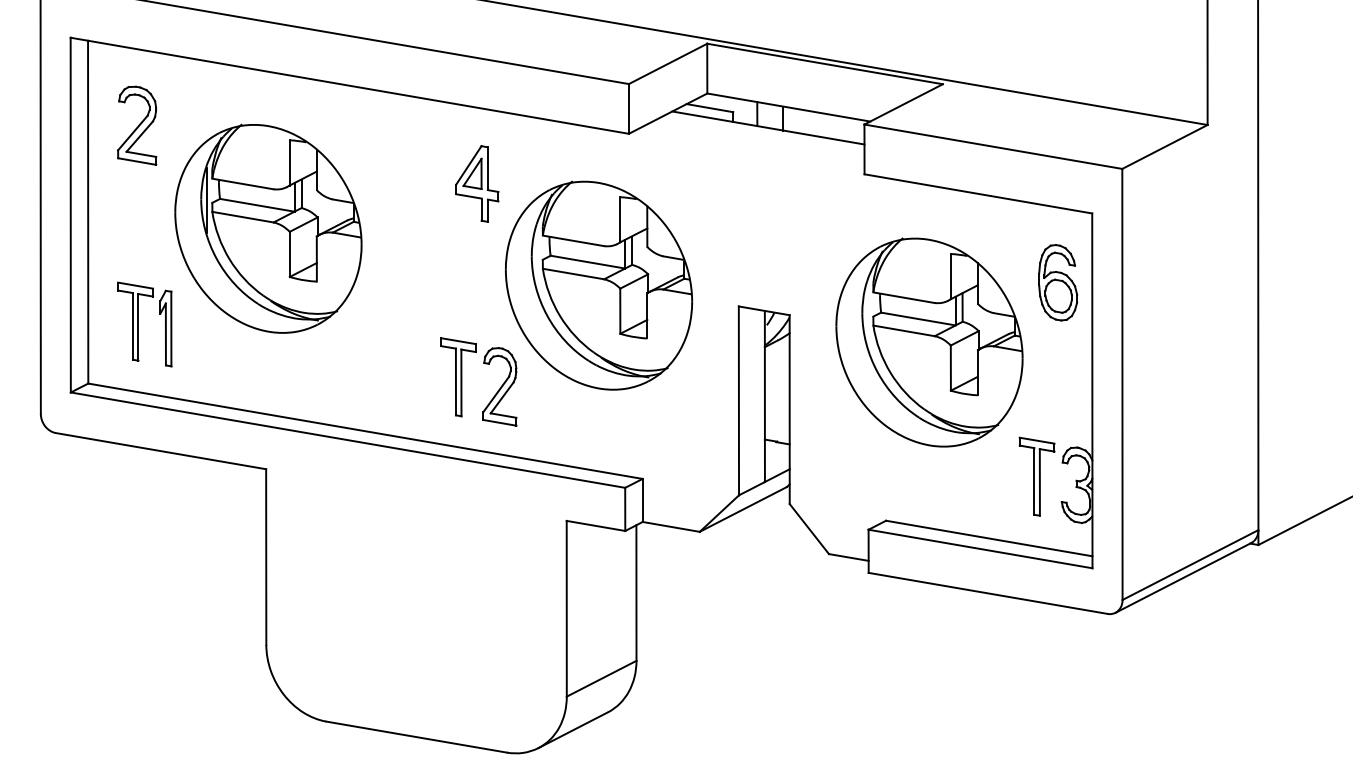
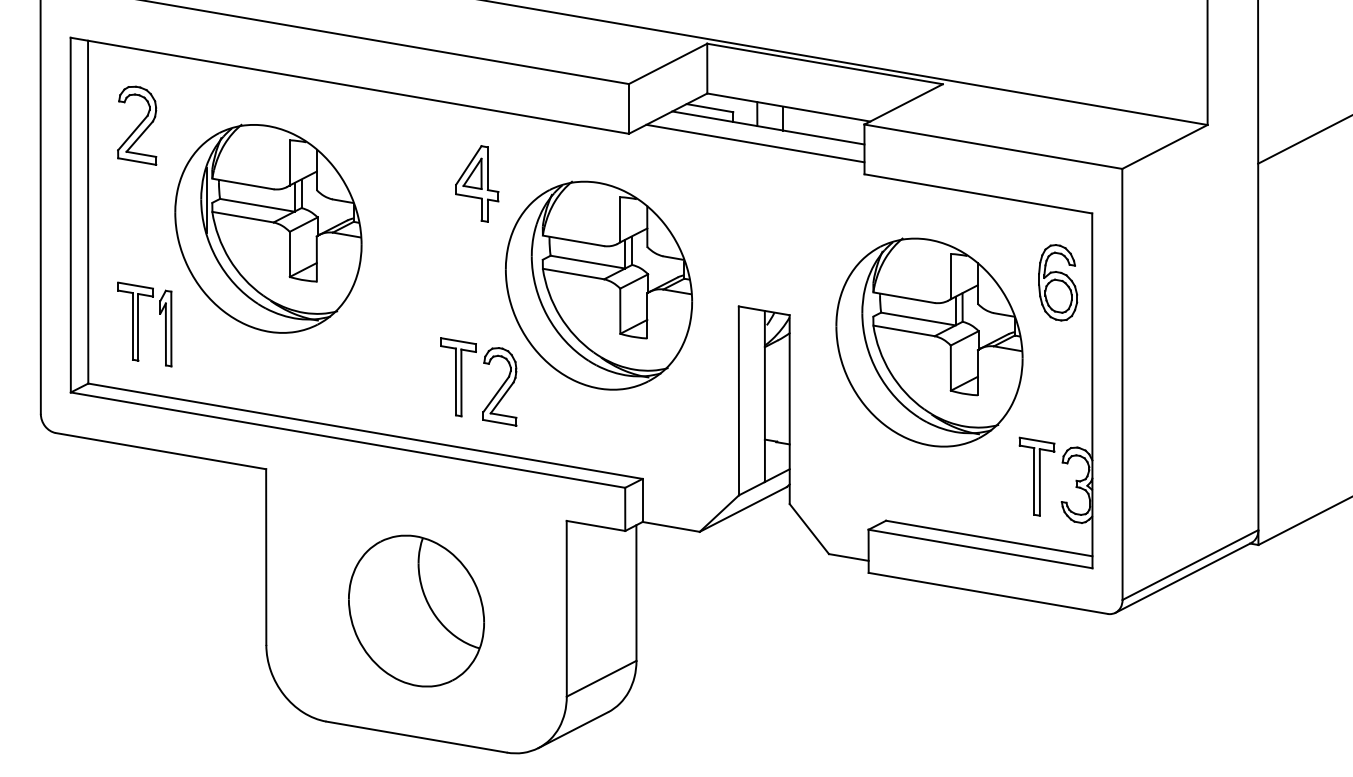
line: none -> present (1303, 139)
line: none -> present (755, 143)
part: none -> present (416, 610)
